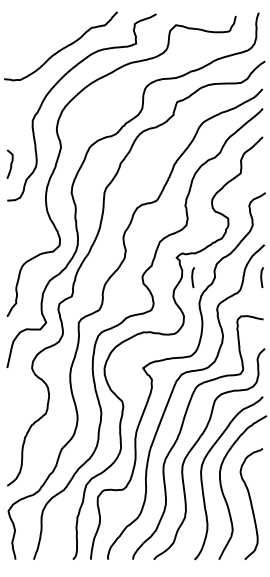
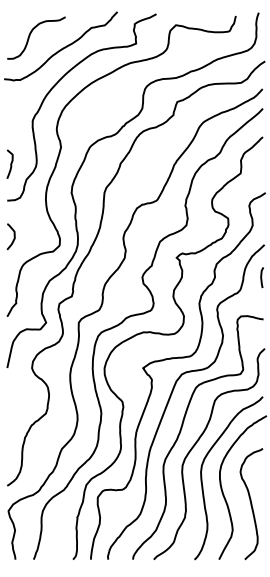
curve: none -> present (30, 36)
curve: none -> present (13, 236)
line: present -> none (192, 277)
